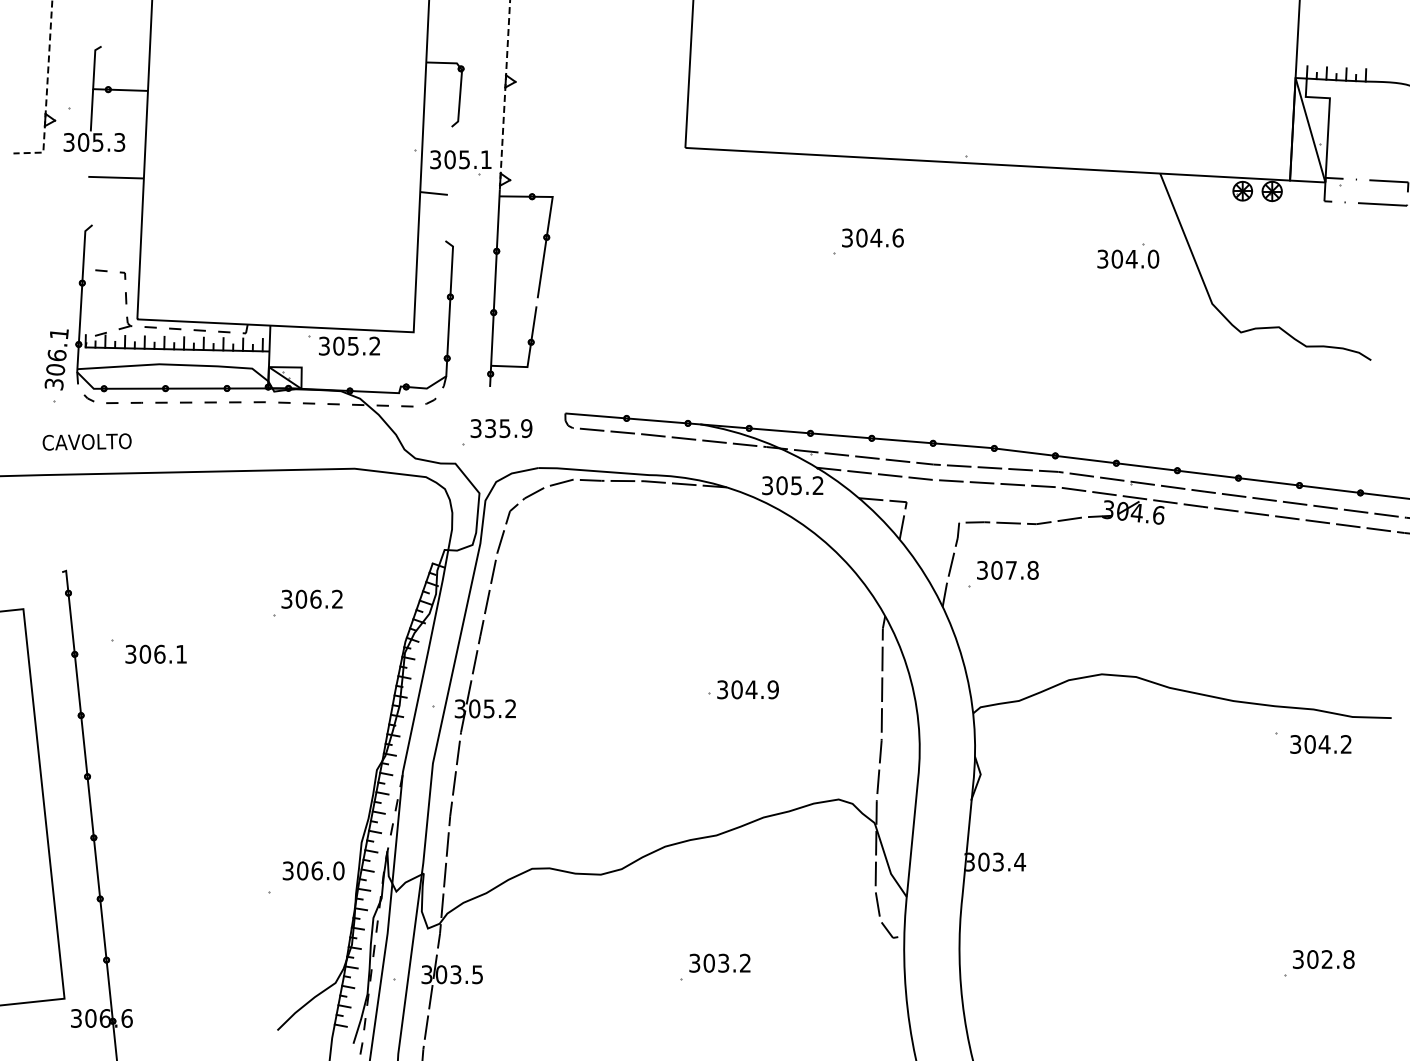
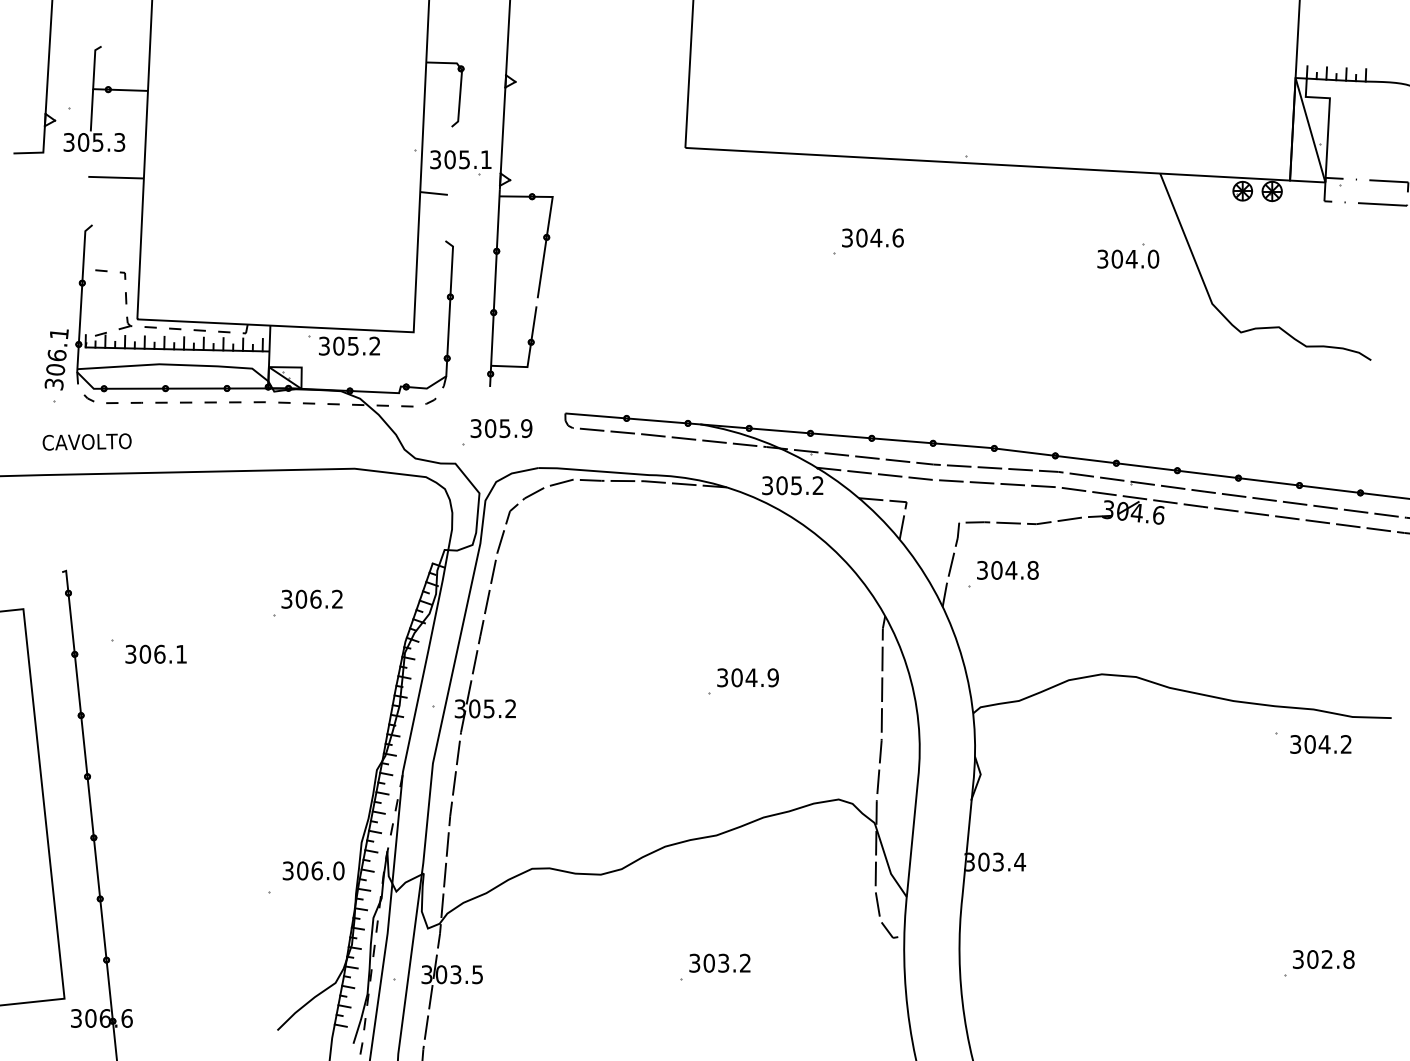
line: dashed -> solid (46, 91)
line: dashed -> solid (504, 95)
text: 335.9 -> 305.9 (490, 428)
text: 307.8 -> 304.8 (1011, 570)
text position: (747, 689) -> (747, 677) (747, 677)
